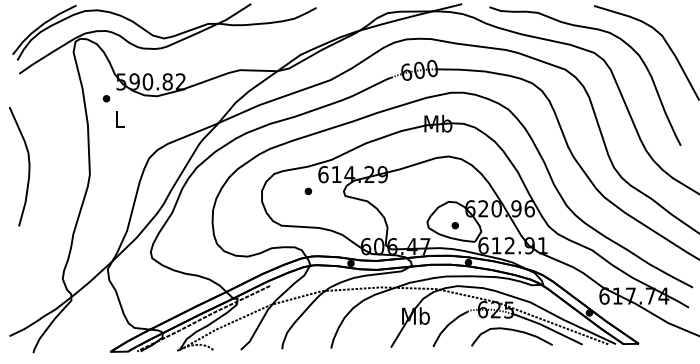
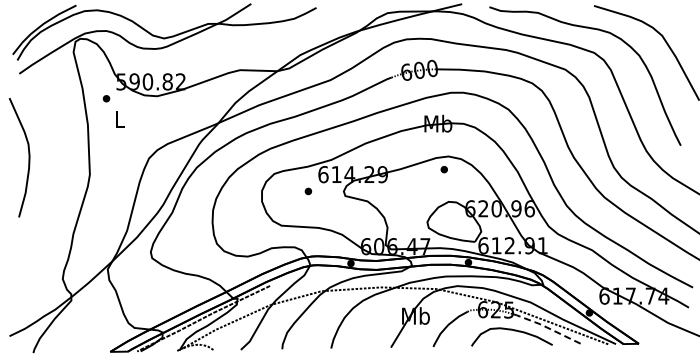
curve position: (28, 166) -> (28, 157) (28, 157)
part position: (454, 225) -> (443, 169) (443, 169)
line: solid -> dashed (548, 328)
